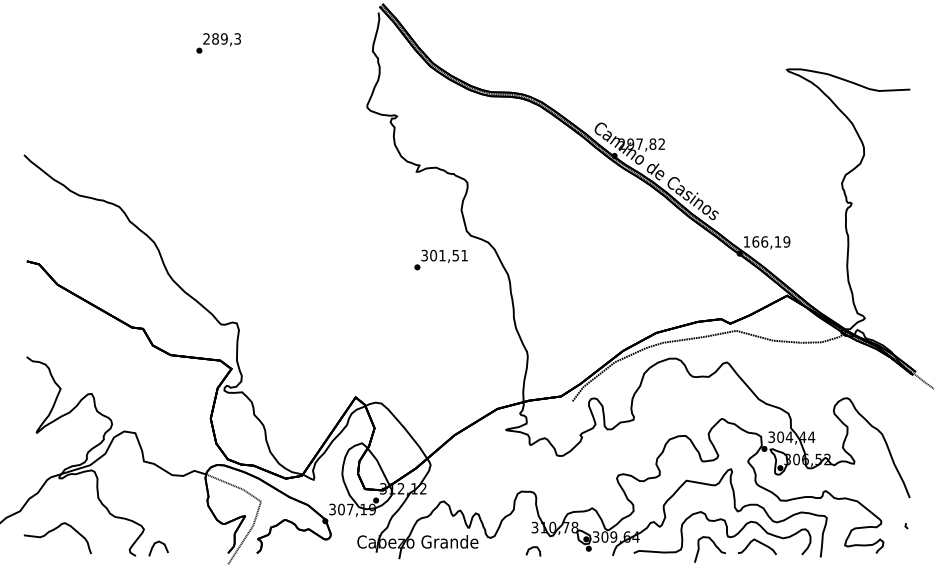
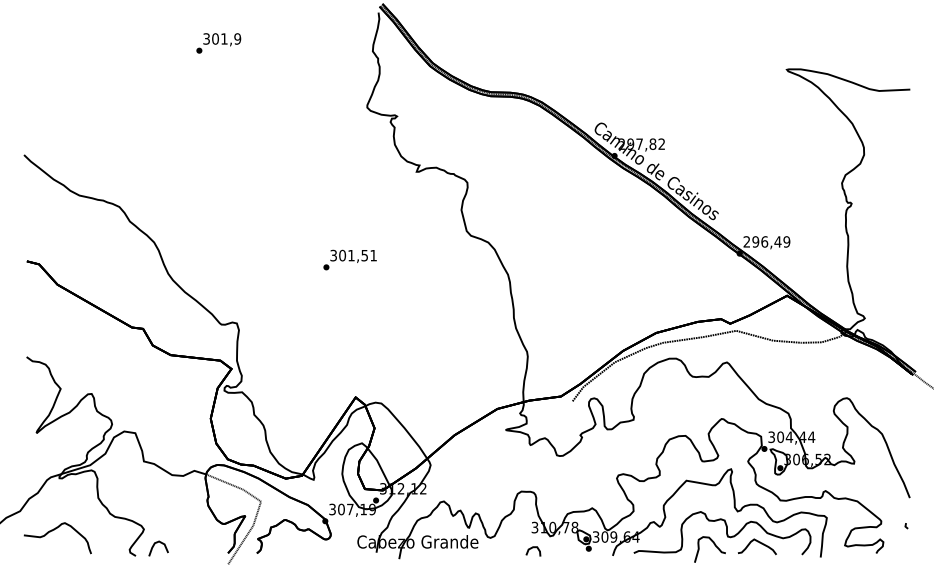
text: 289,3 -> 301,9 (222, 38)
text: 166,19 -> 296,49 (762, 241)
text position: (440, 259) -> (349, 259) (349, 259)
